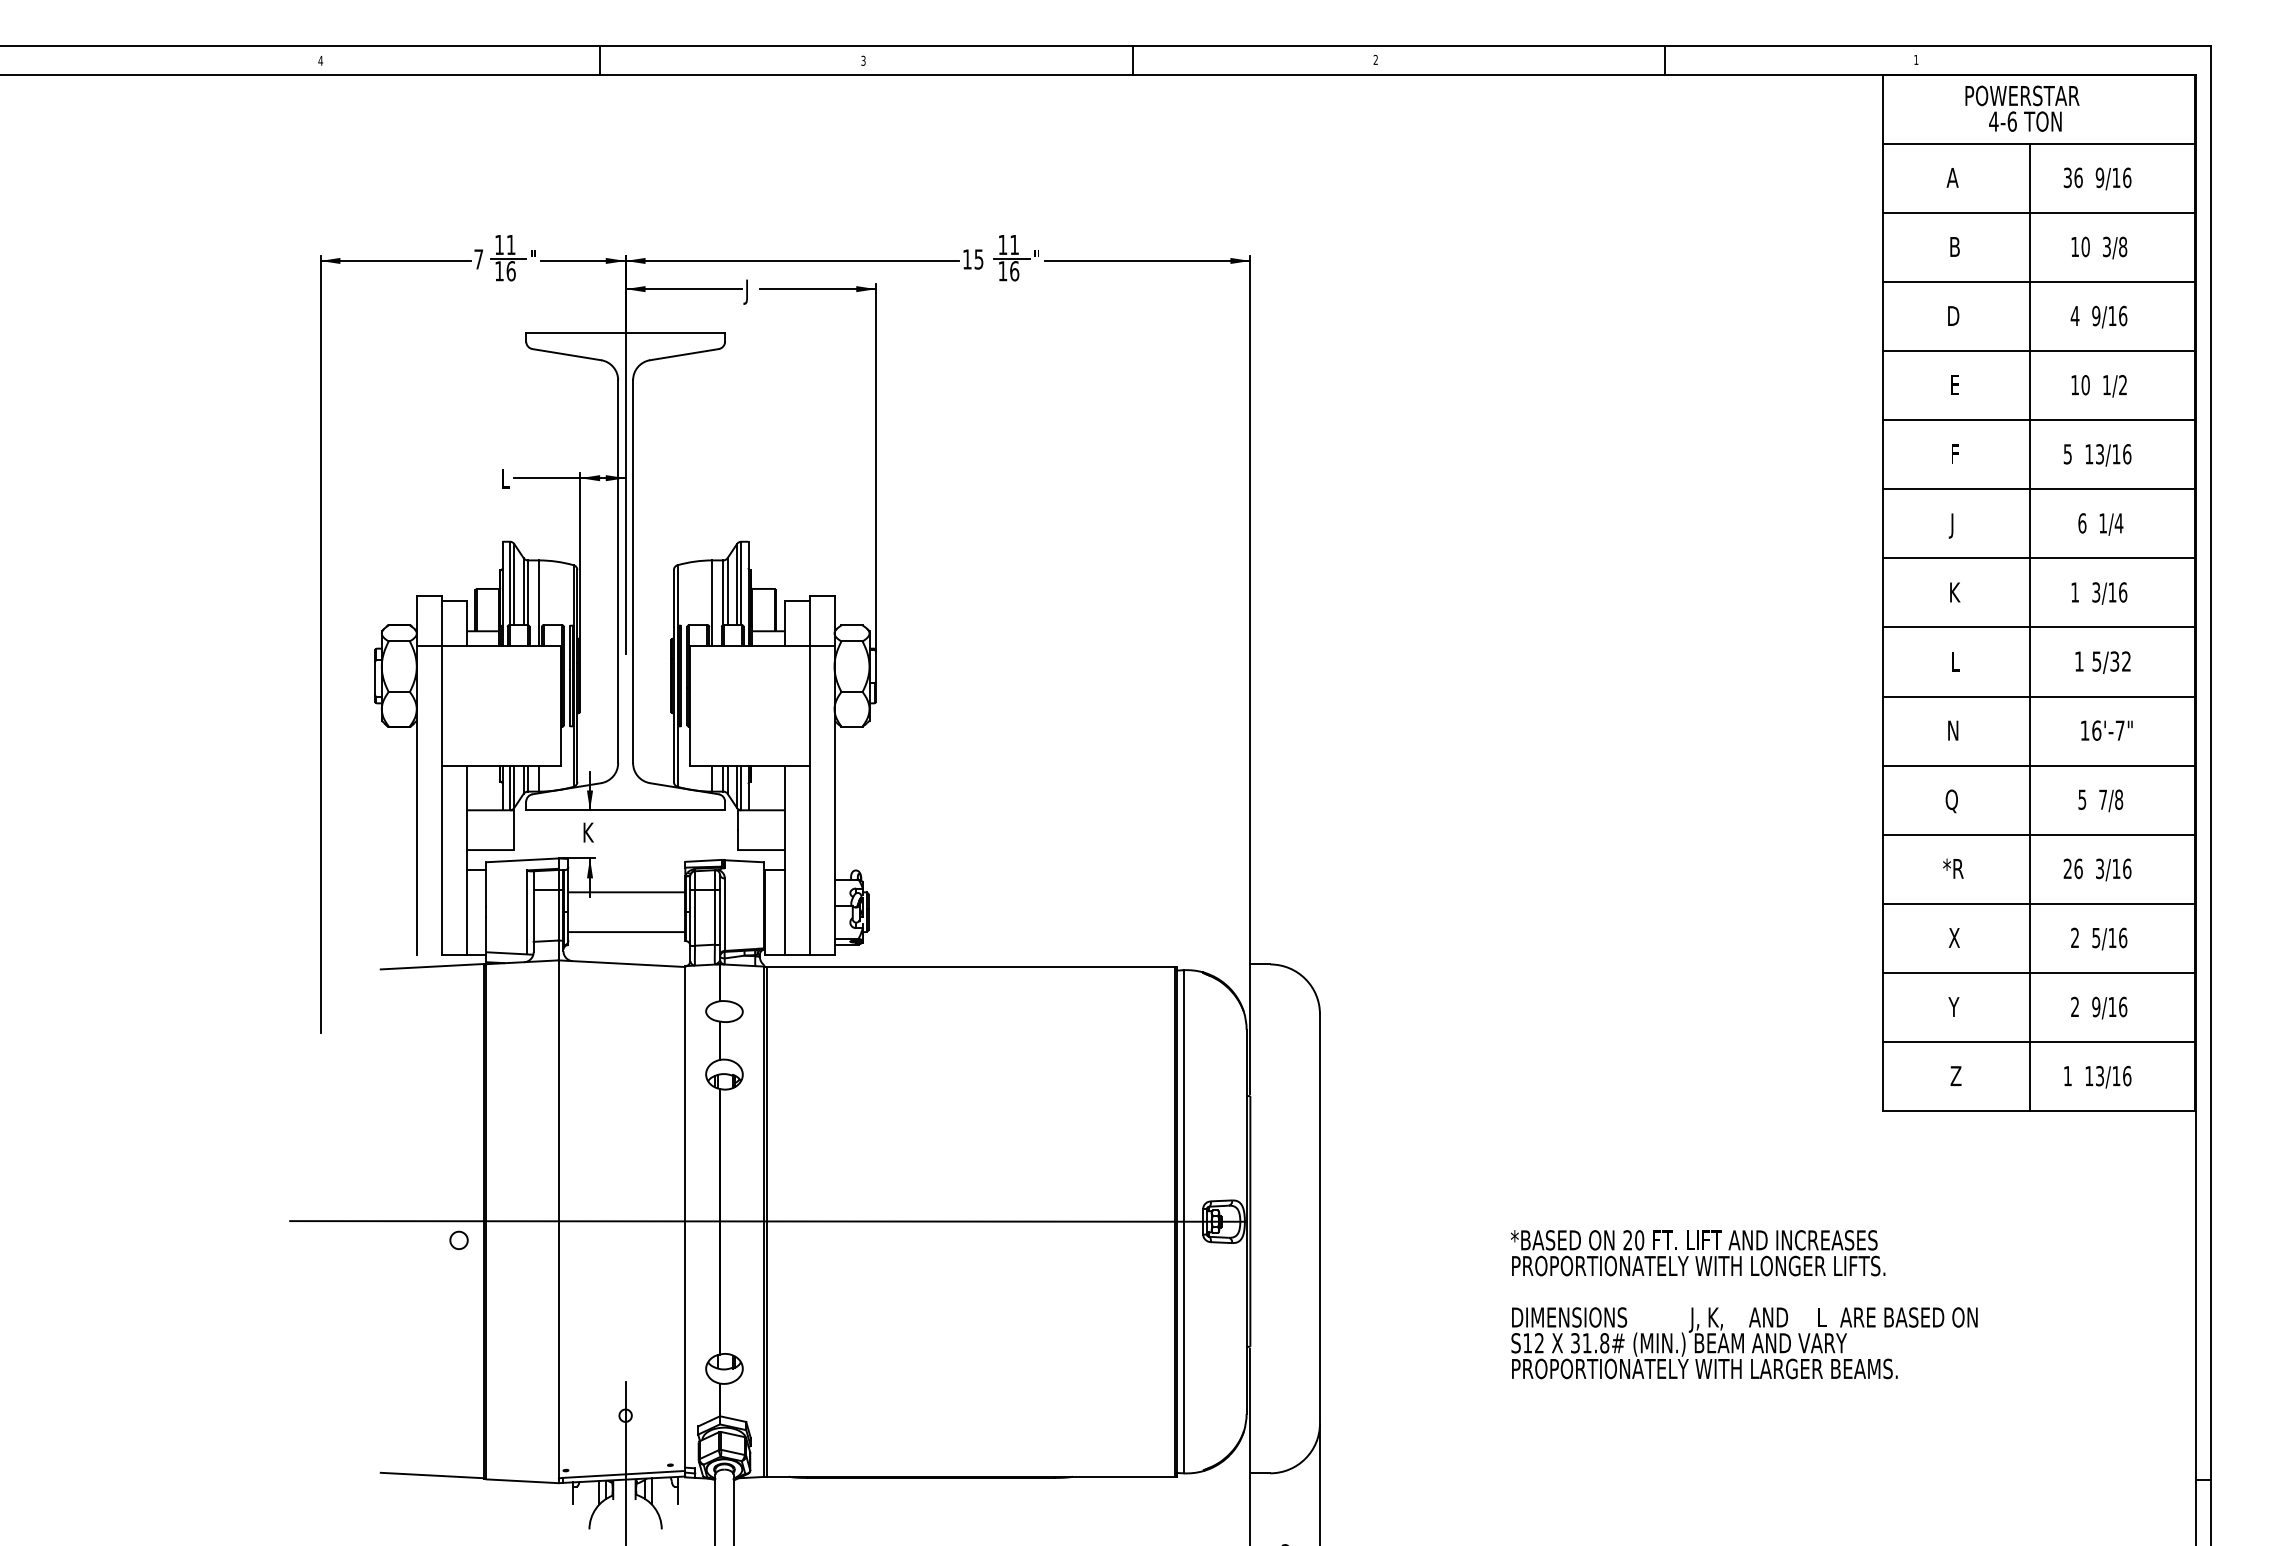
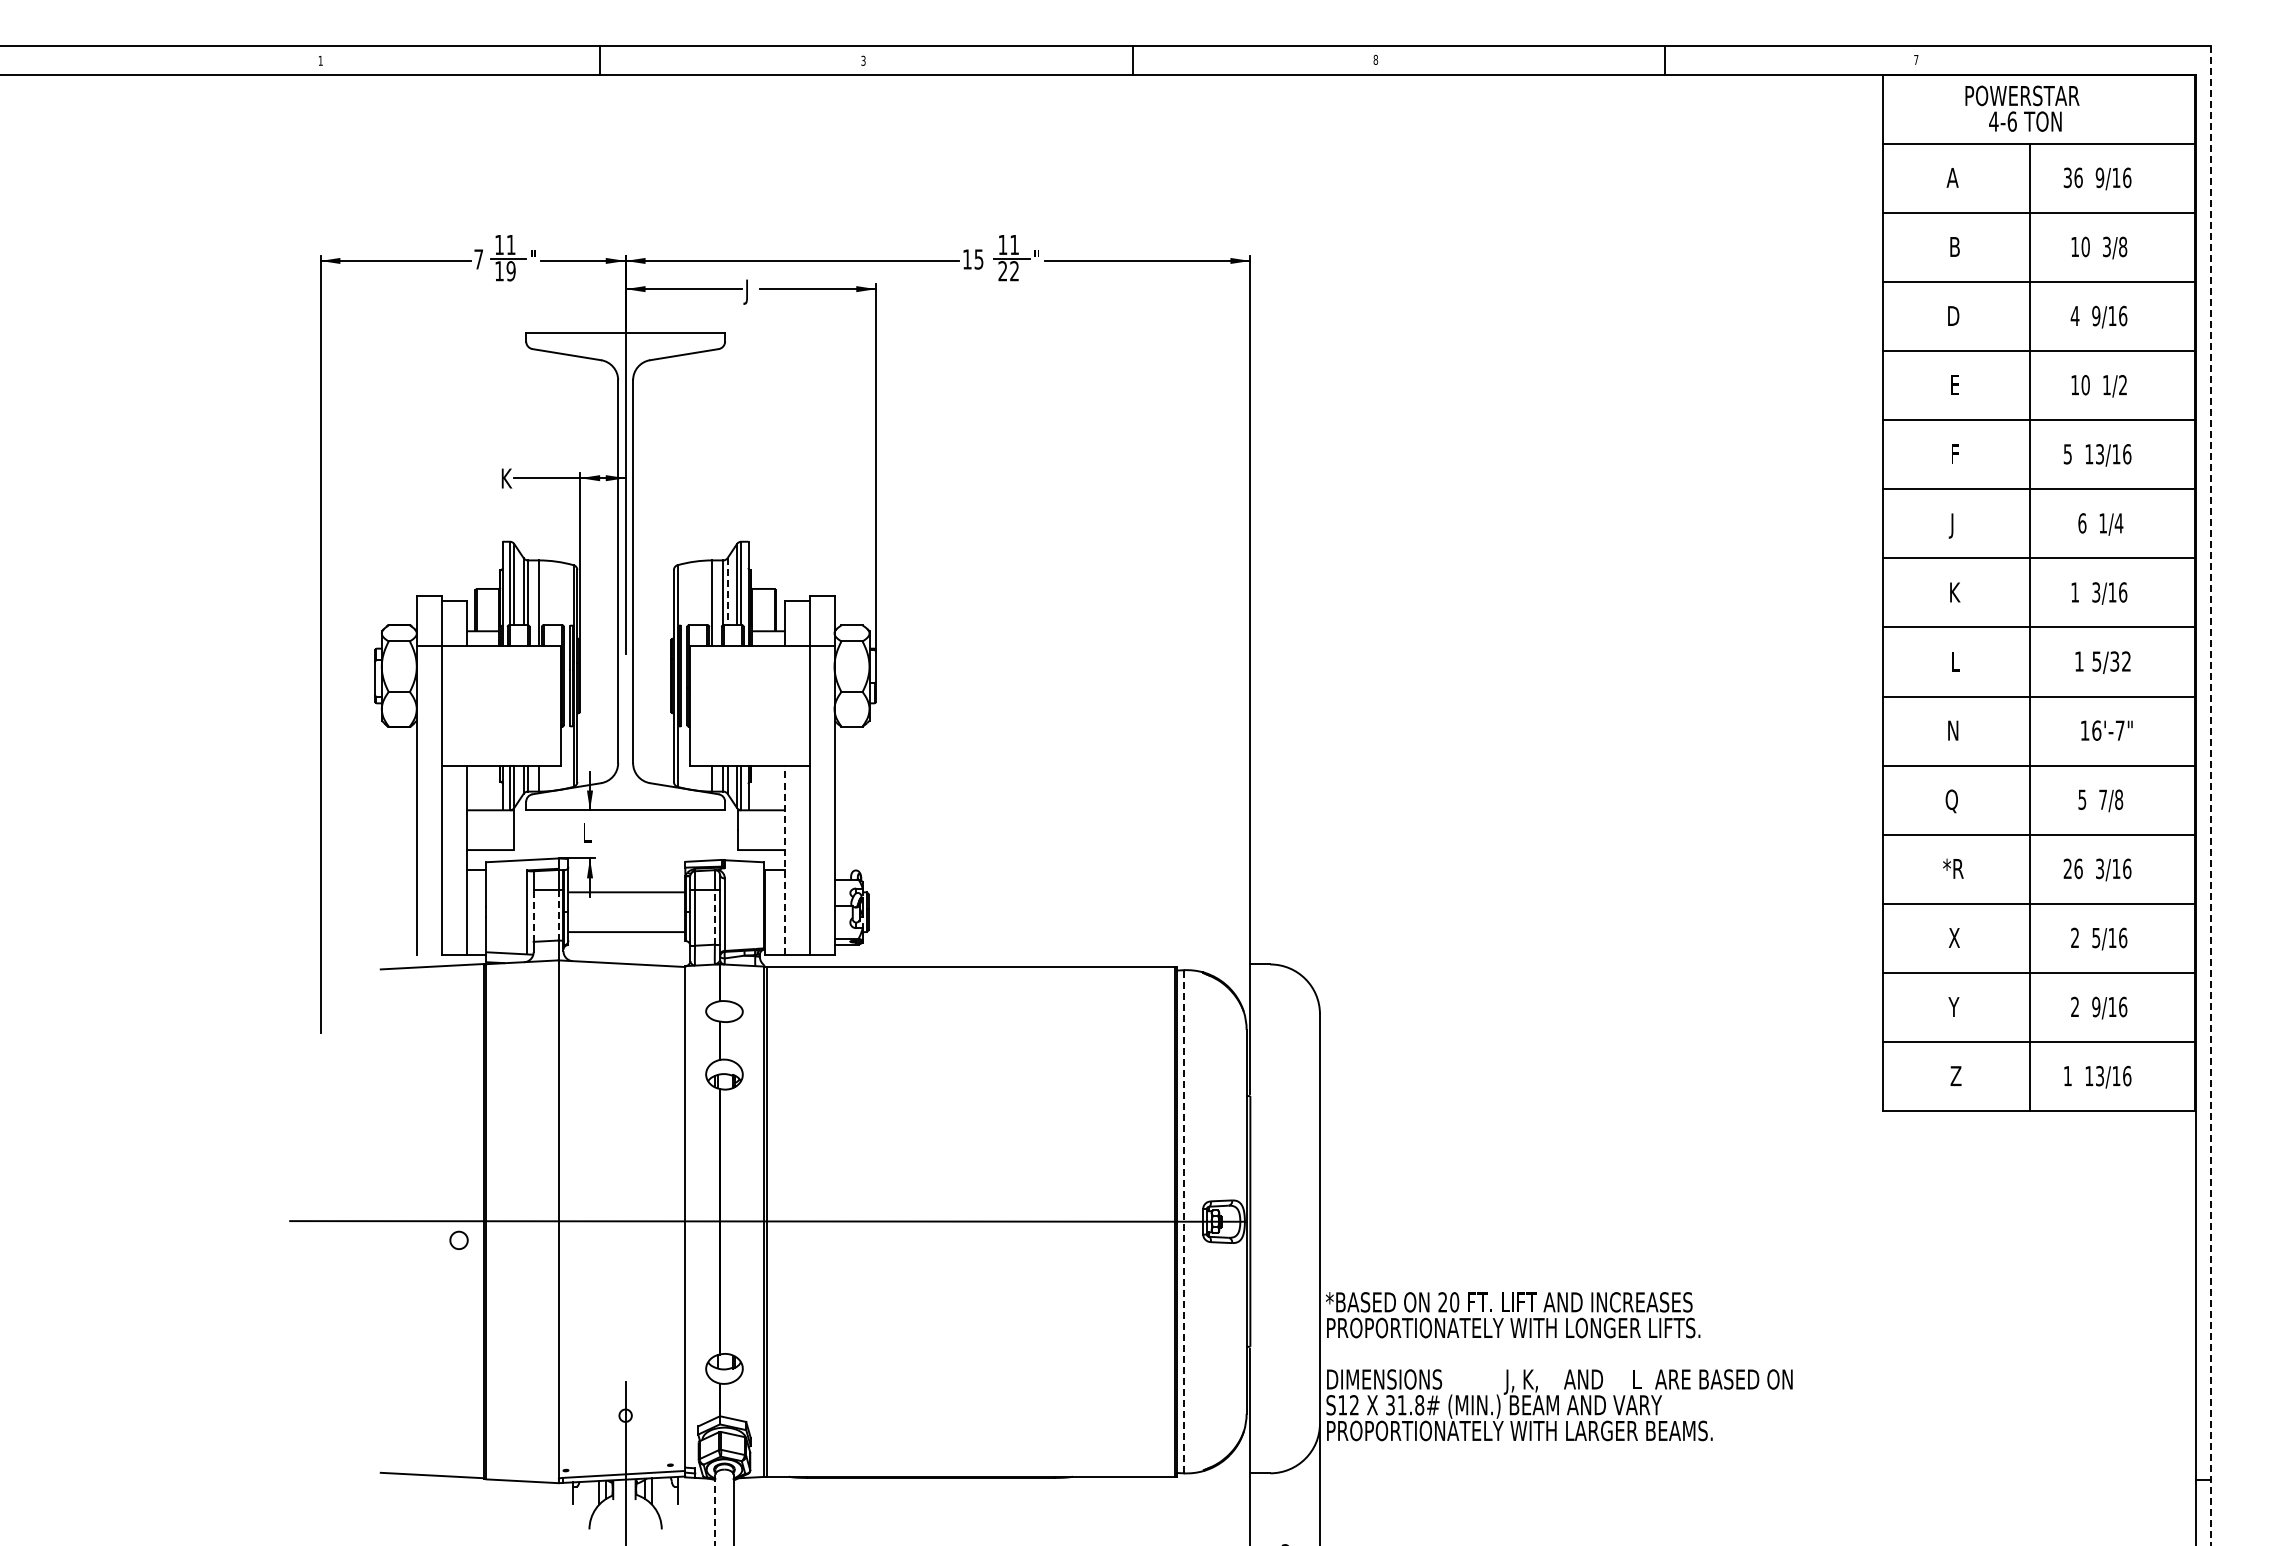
text: 2 -> 8 (1375, 59)
text: 1 -> 7 (1916, 59)
text: 4 -> 1 (320, 60)
text: 16 -> 19 (510, 271)
text: 16 -> 22 (1008, 271)
text: L -> K (506, 478)
line: solid -> dashed (727, 592)
line: solid -> dashed (2210, 796)
text: K -> L (588, 832)
line: solid -> dashed (784, 859)
line: solid -> dashed (558, 914)
line: solid -> dashed (533, 915)
line: solid -> dashed (714, 916)
line: solid -> dashed (1183, 1221)
text position: (1744, 1304) -> (1559, 1366) (1559, 1366)
line: solid -> dashed (715, 1510)
